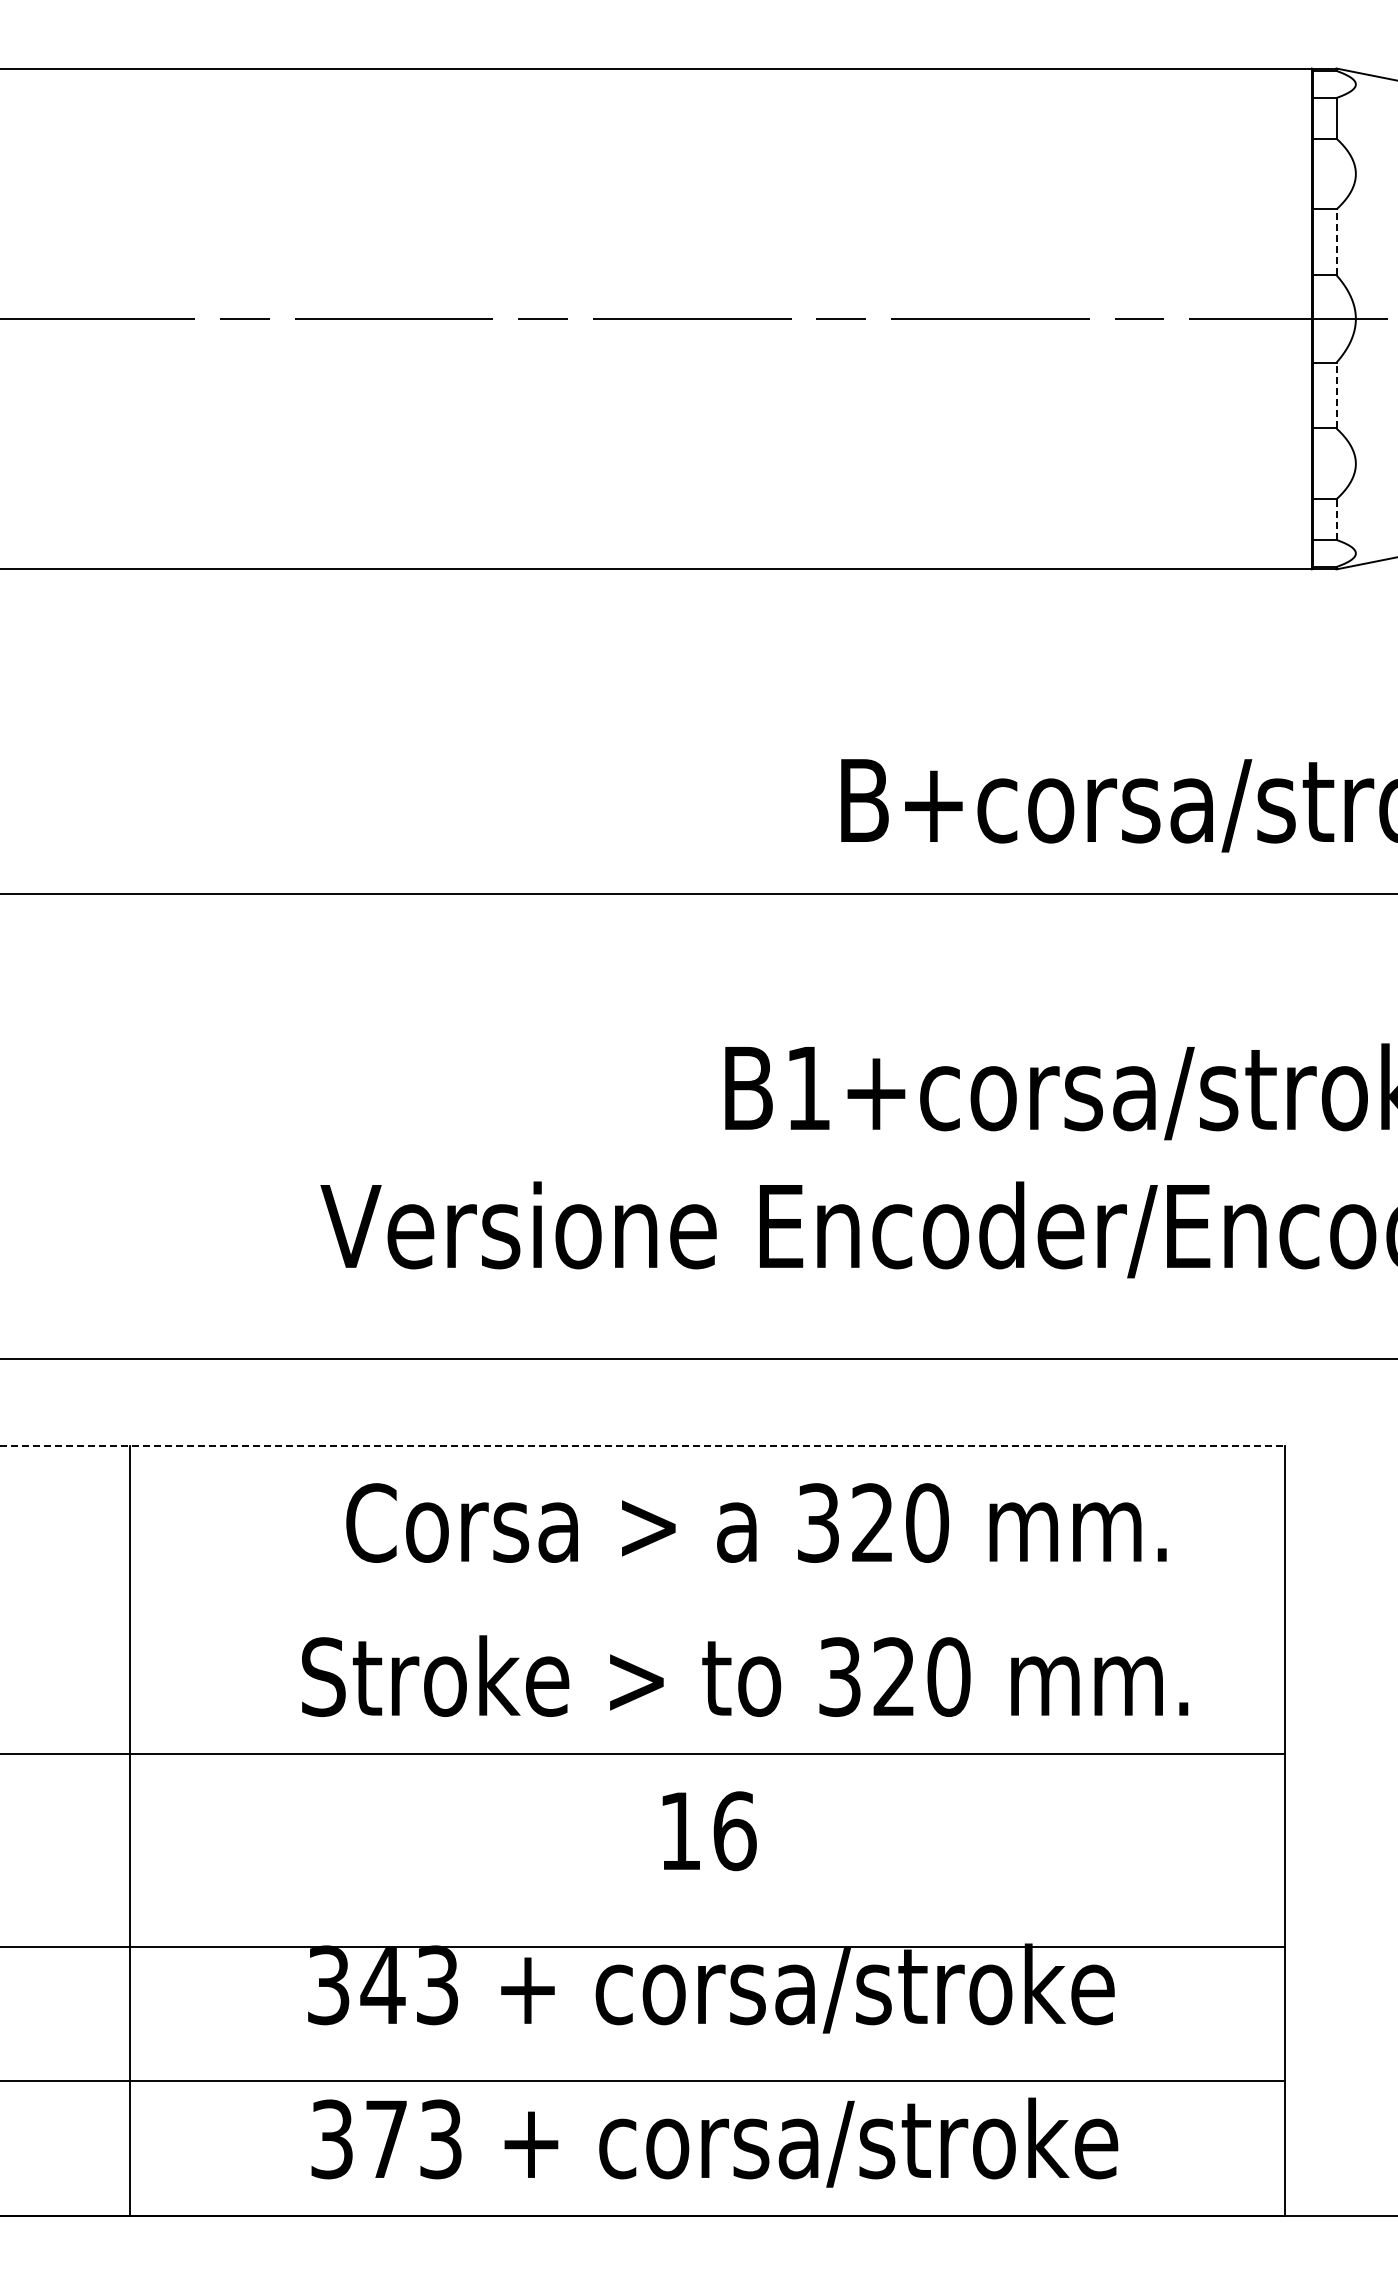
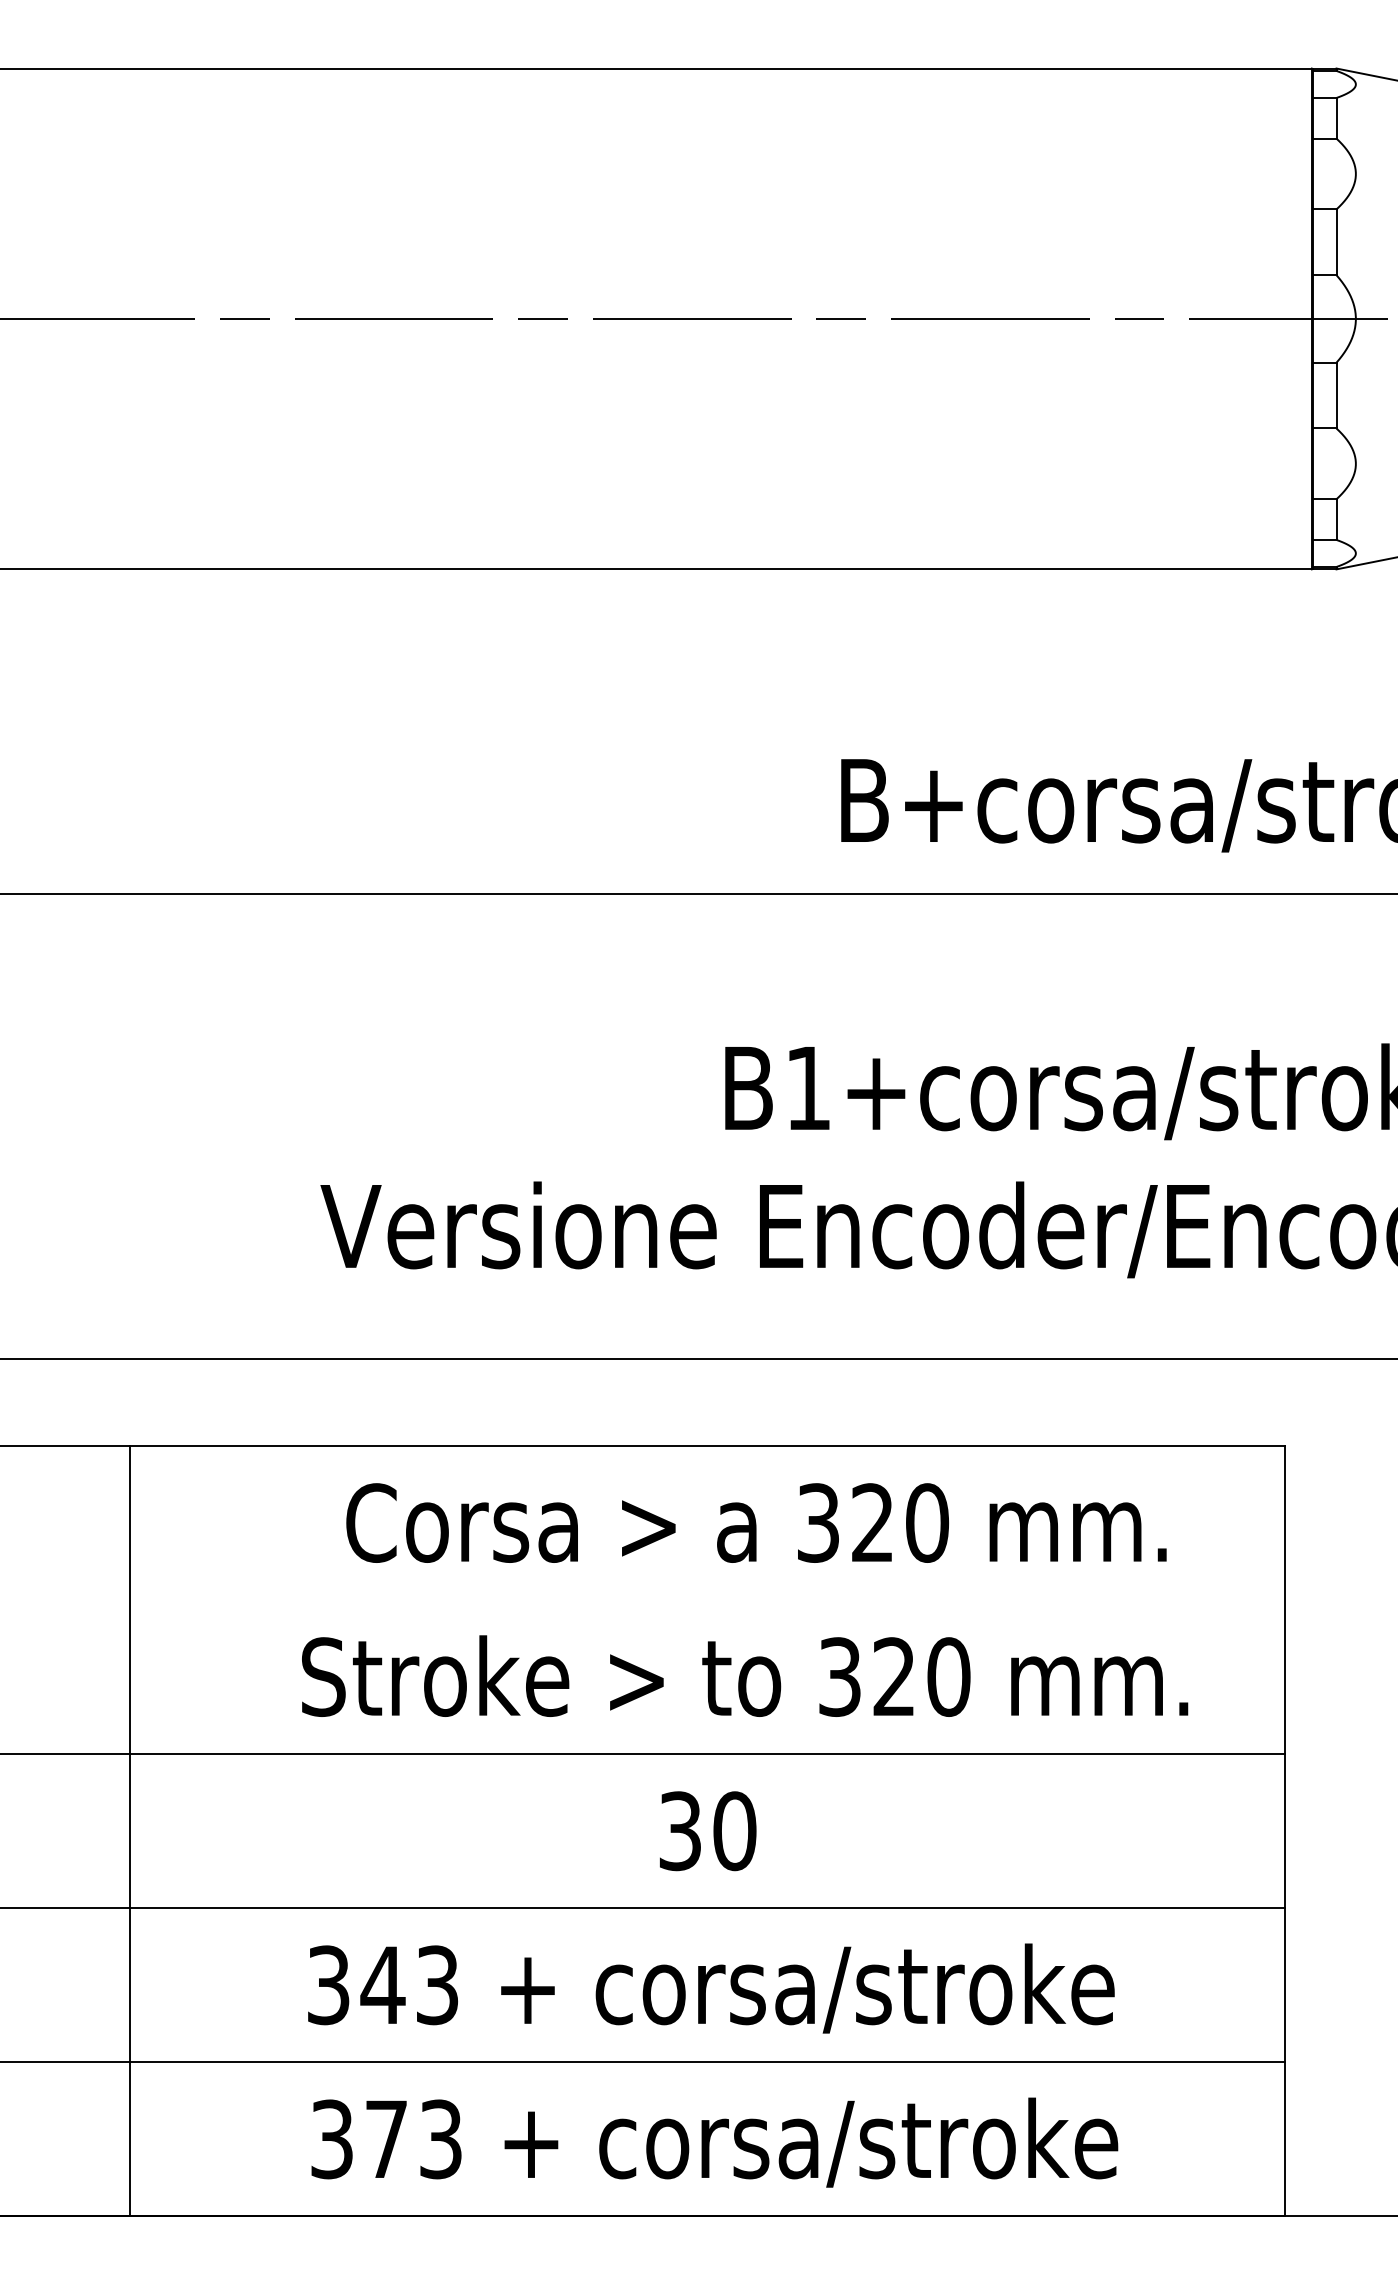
line: dashed -> solid (1336, 242)
line: dashed -> solid (1336, 395)
line: dashed -> solid (1336, 519)
line: dashed -> solid (643, 1445)
text: 16 -> 30 (707, 1831)
line position: (643, 1947) -> (643, 1908) (643, 1908)
line position: (643, 2081) -> (643, 2062) (643, 2062)
